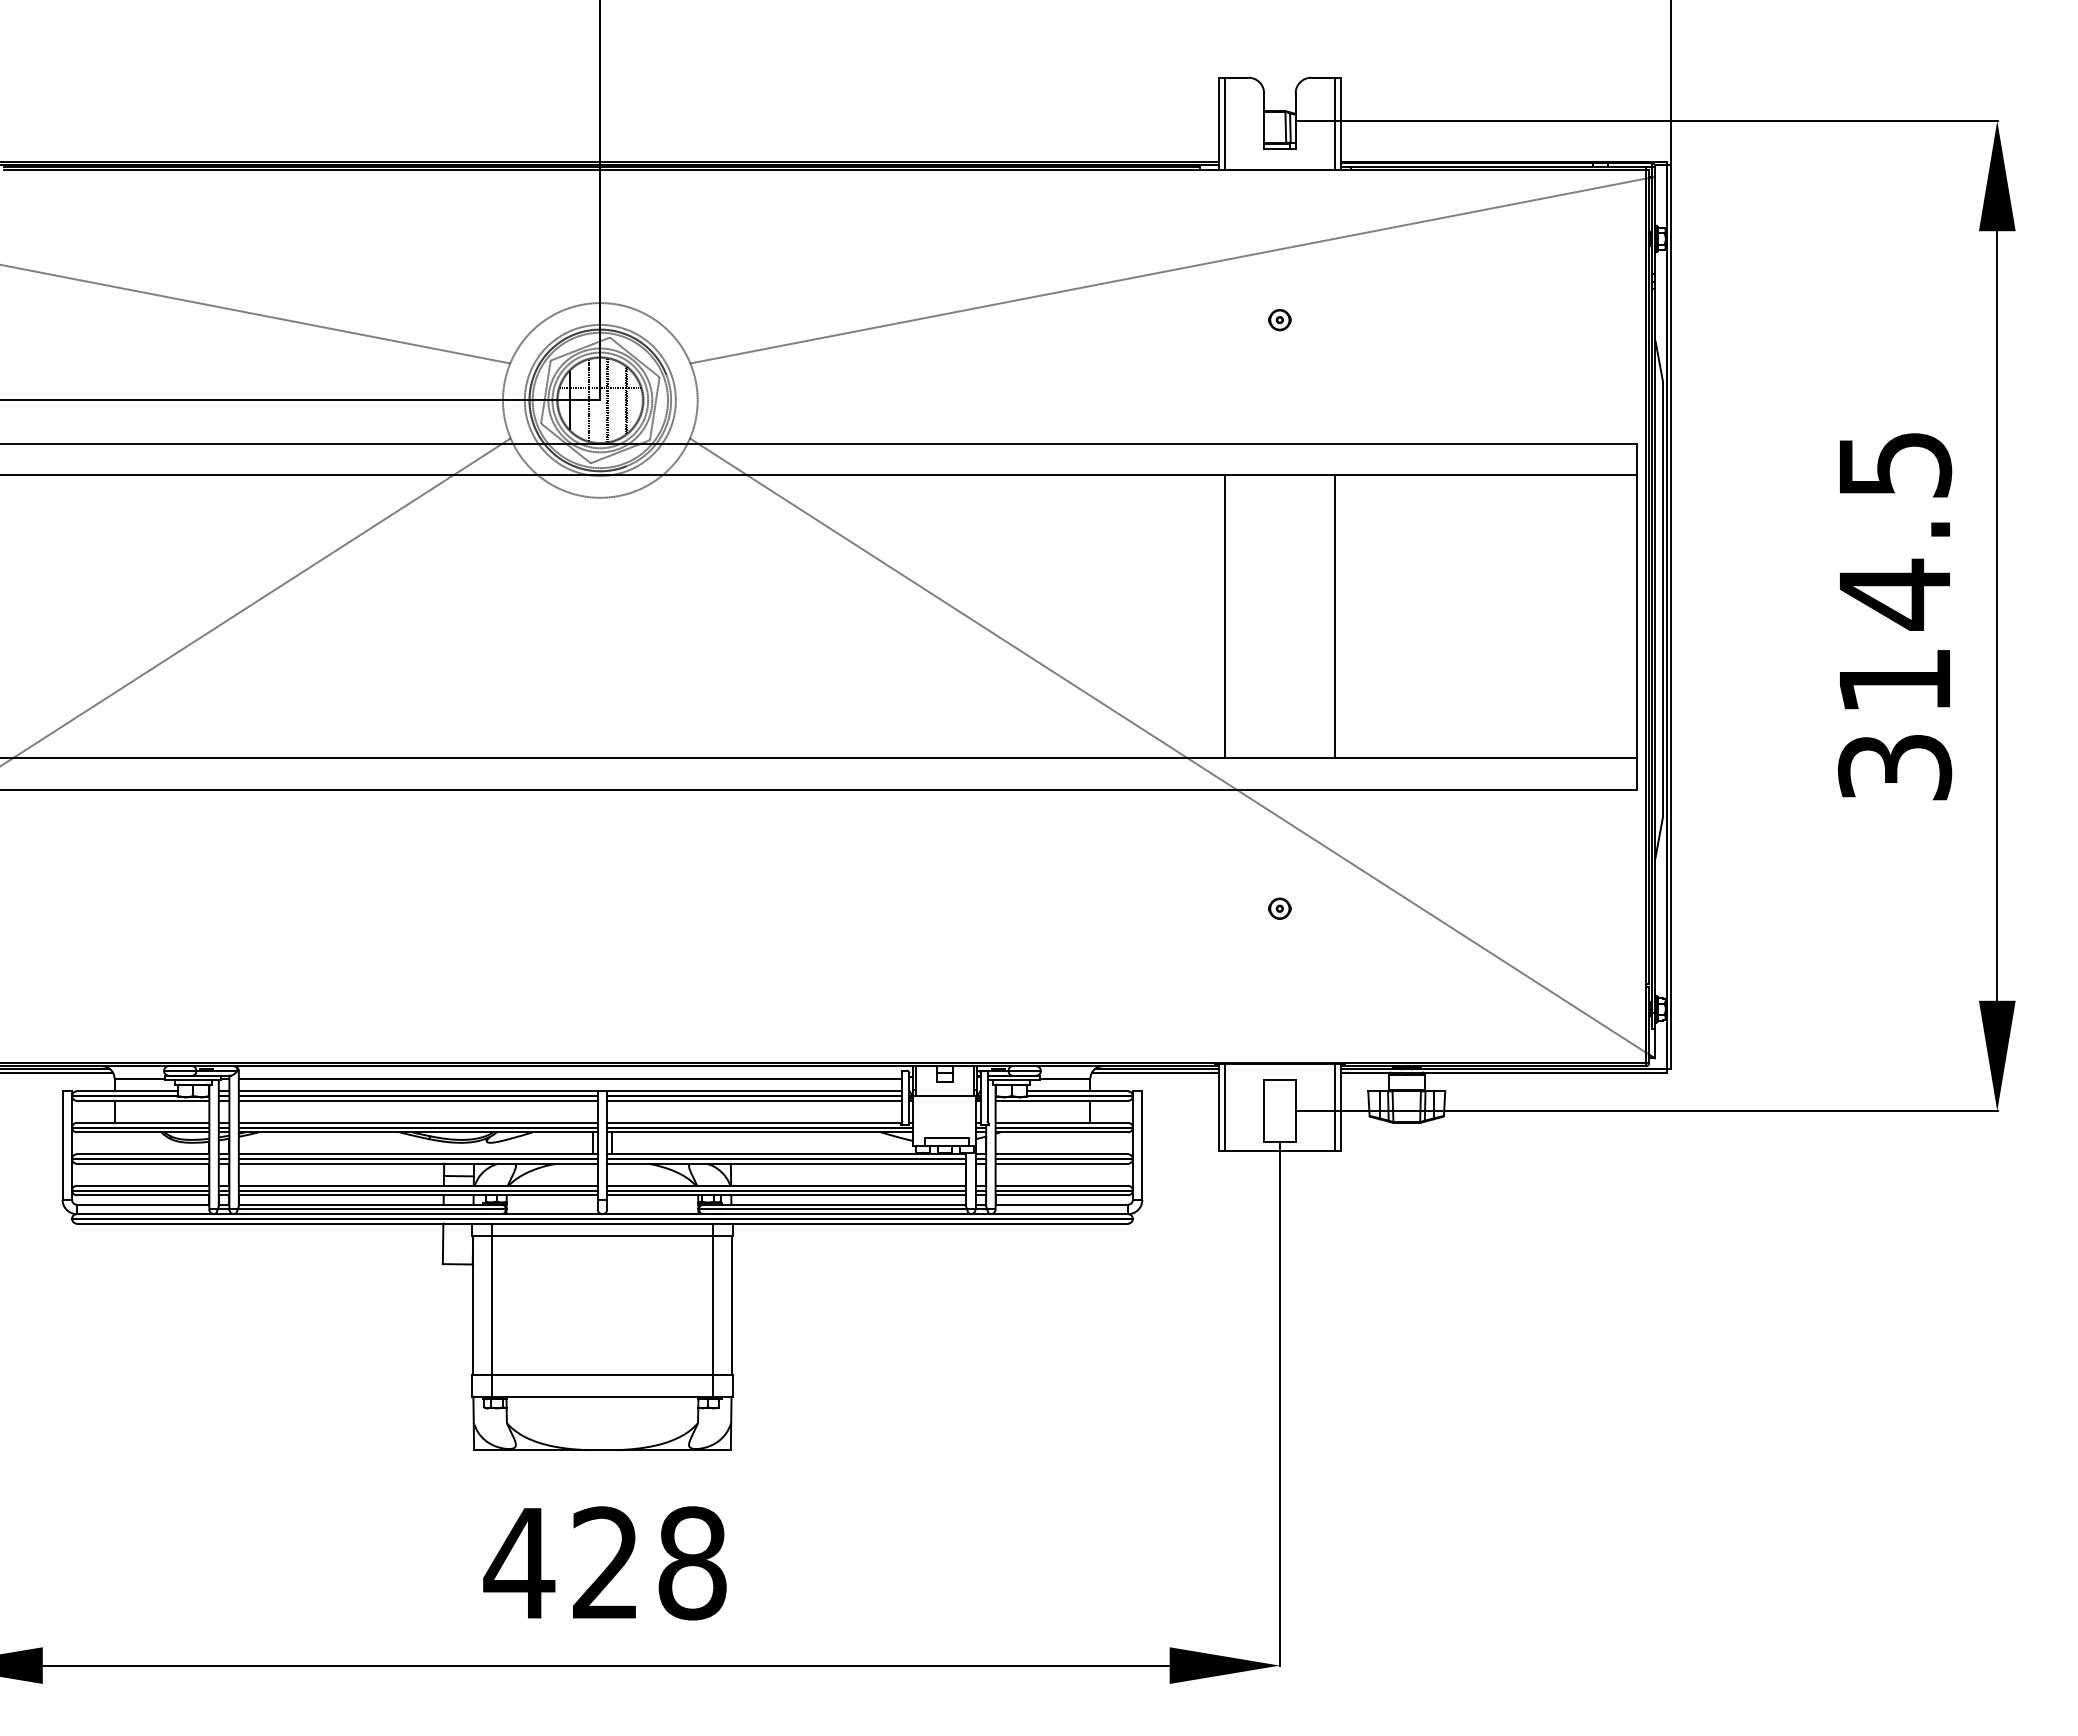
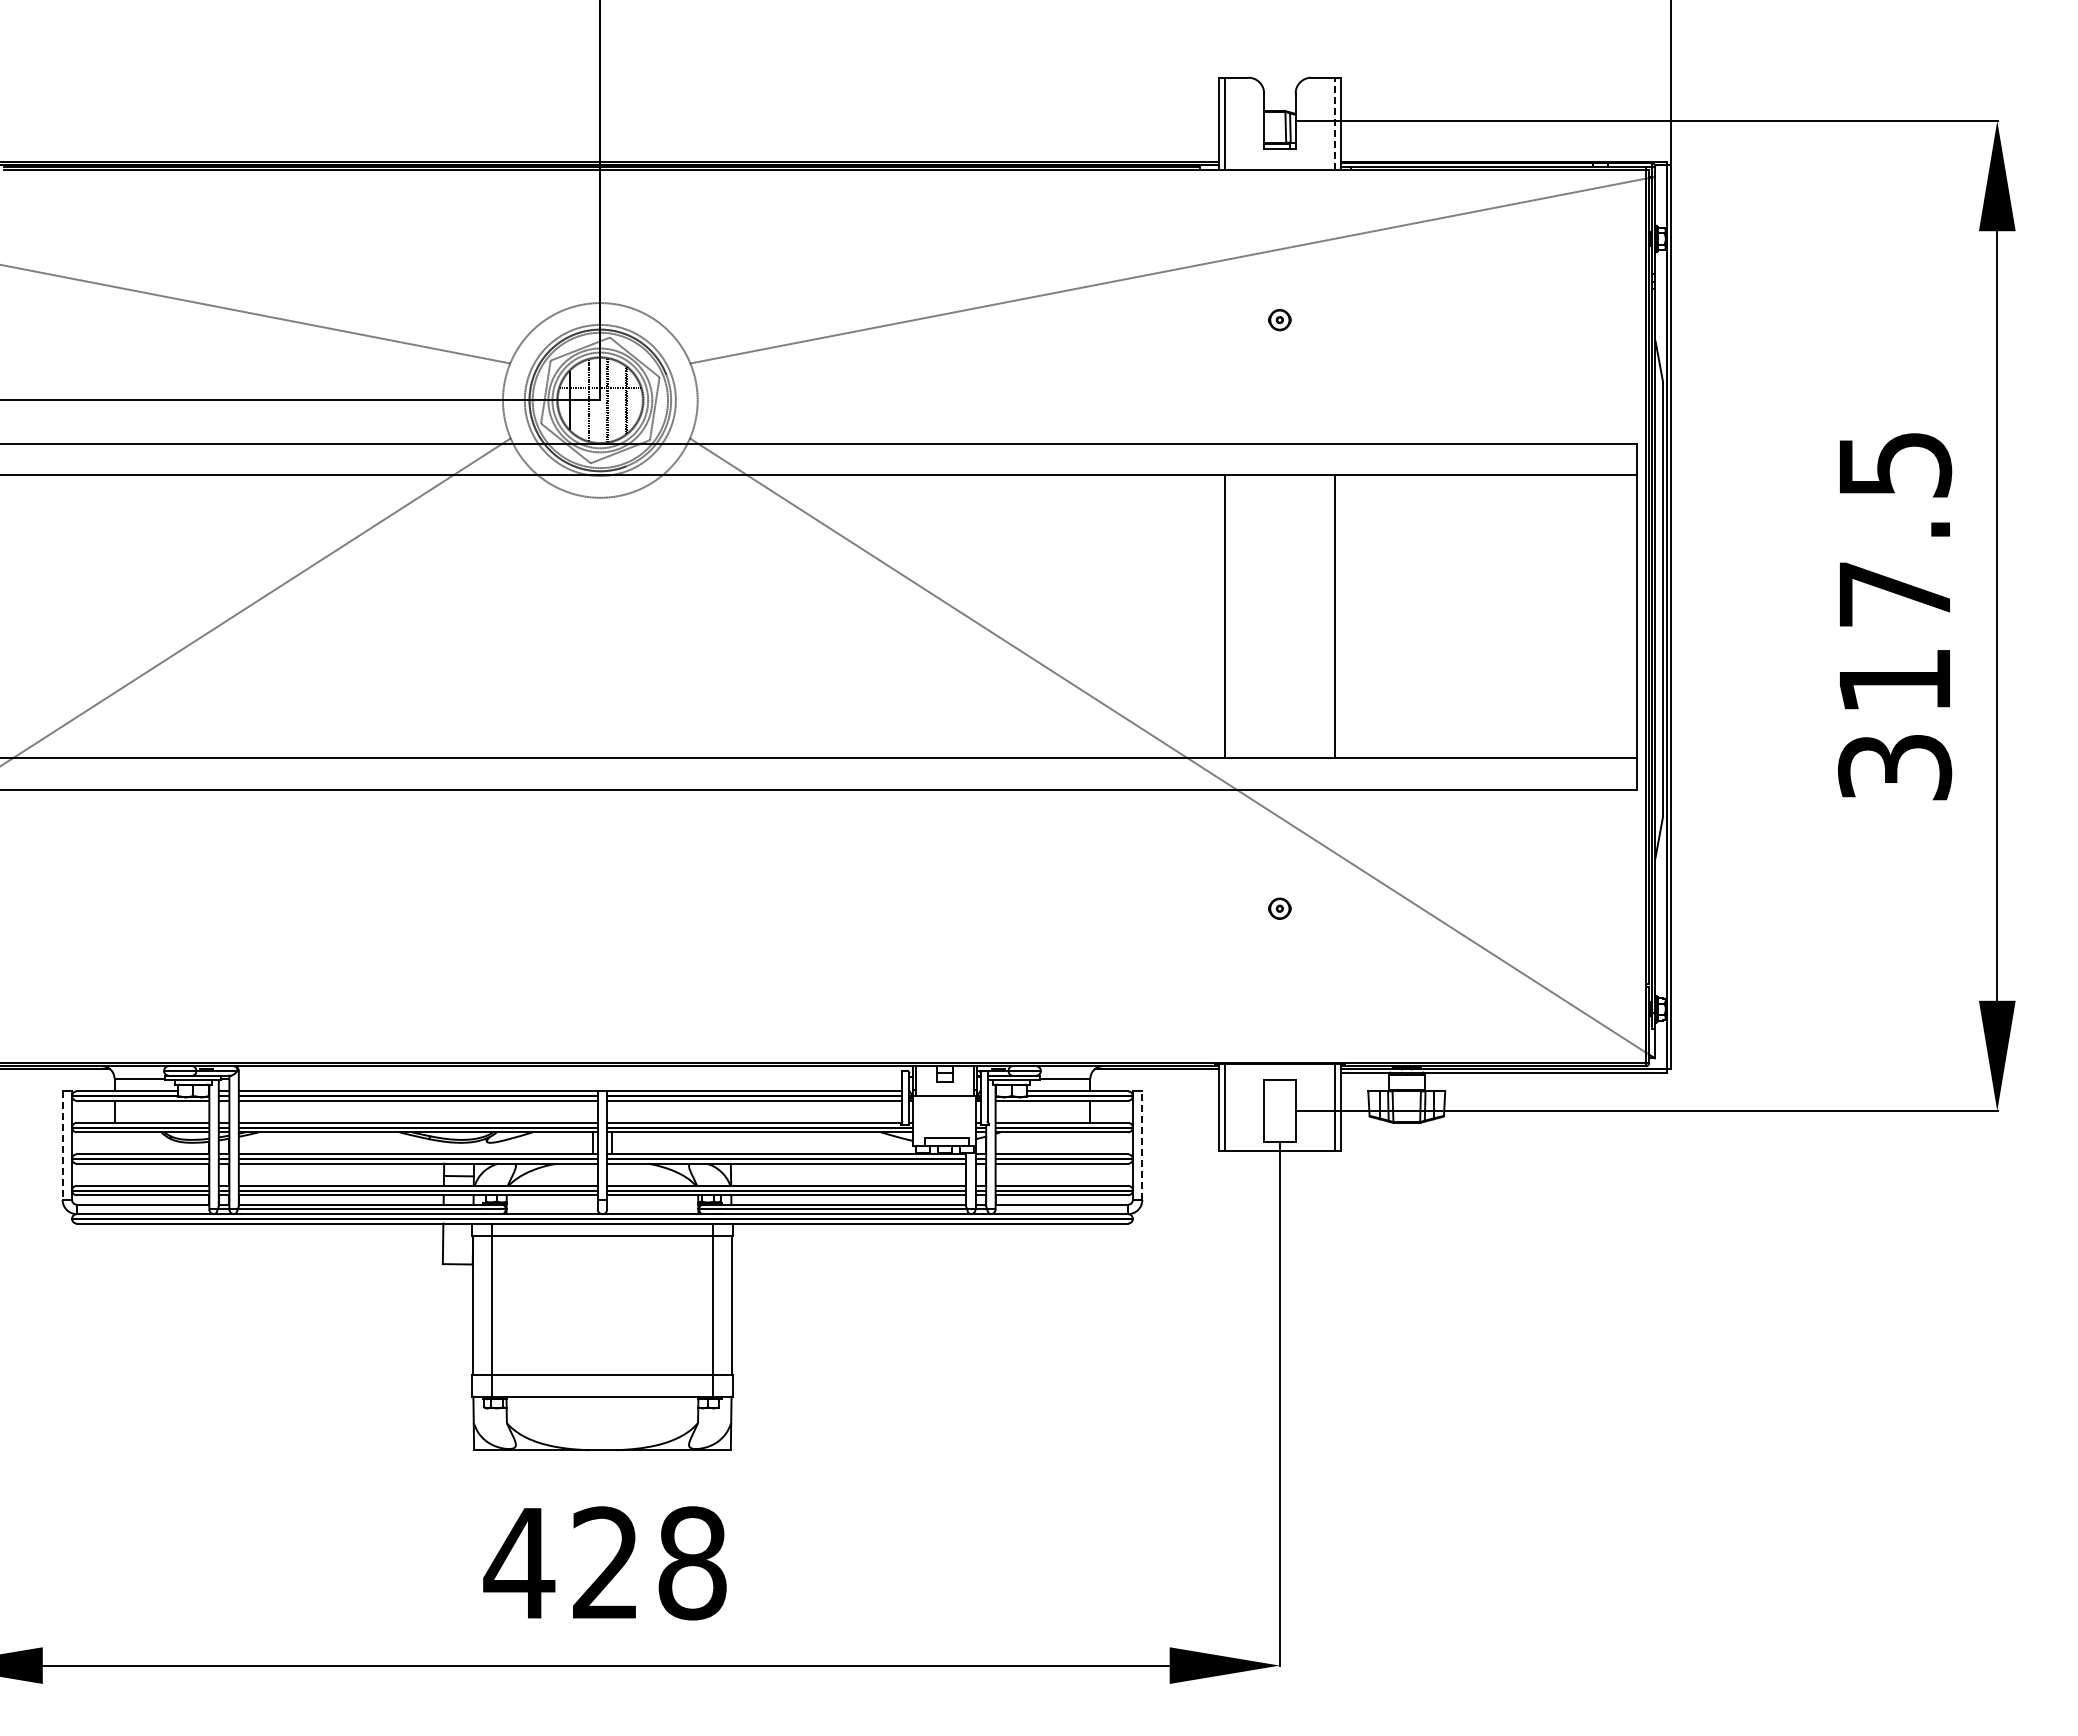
line: solid -> dashed (1334, 123)
text: 314.5 -> 317.5 (1894, 594)
line: present -> none (57, 1072)
line: present -> none (1155, 1072)
line: present -> none (570, 1078)
line: solid -> dashed (1142, 1145)
line: solid -> dashed (62, 1146)
